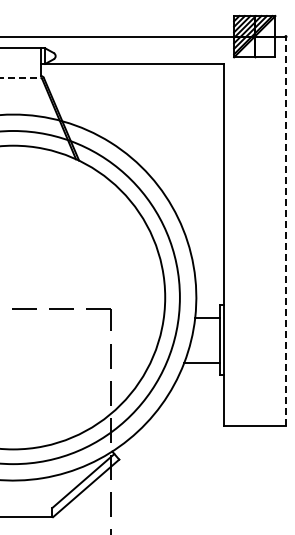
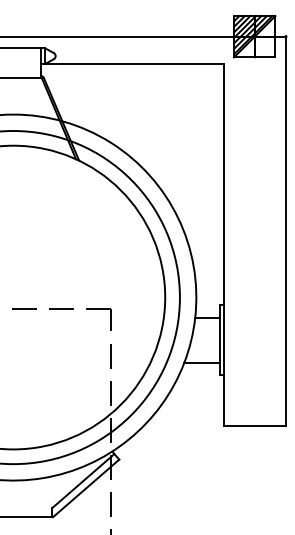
line: dashed -> solid (20, 77)
line: dashed -> solid (285, 231)
